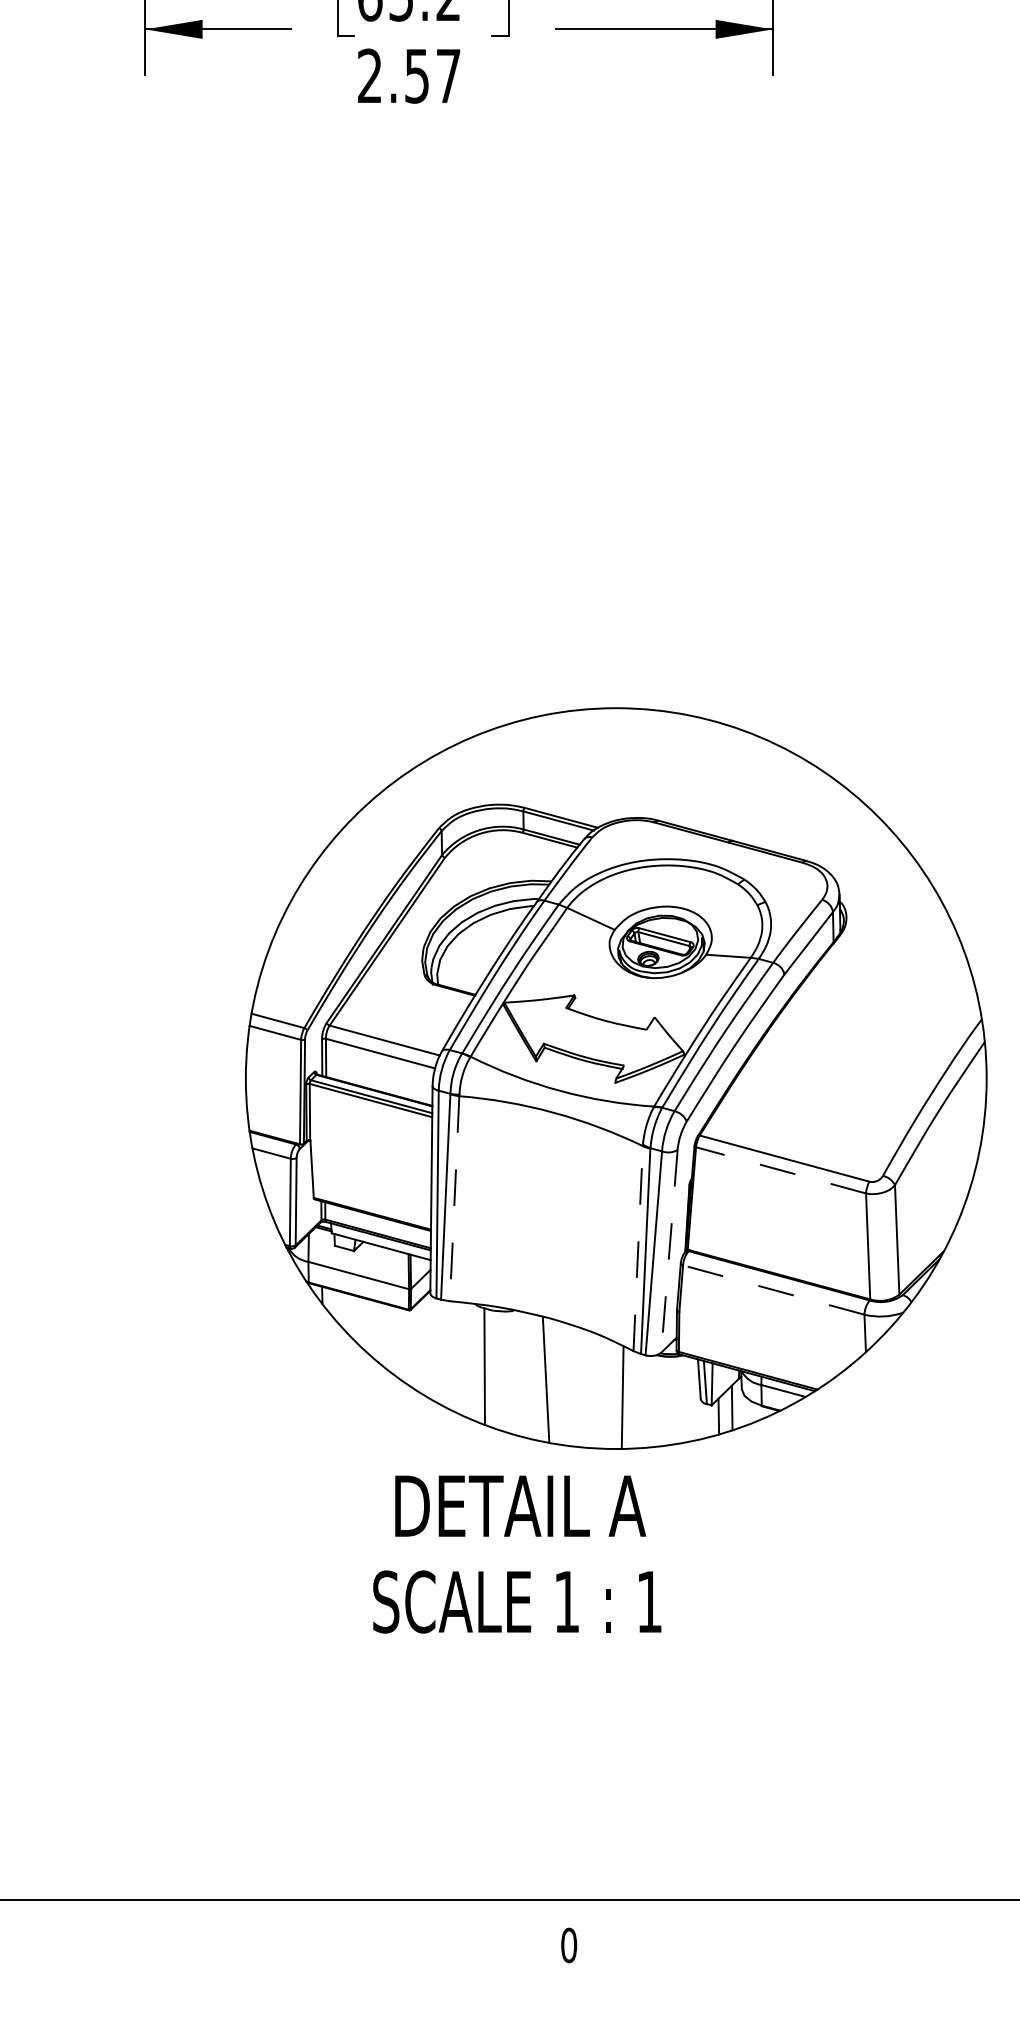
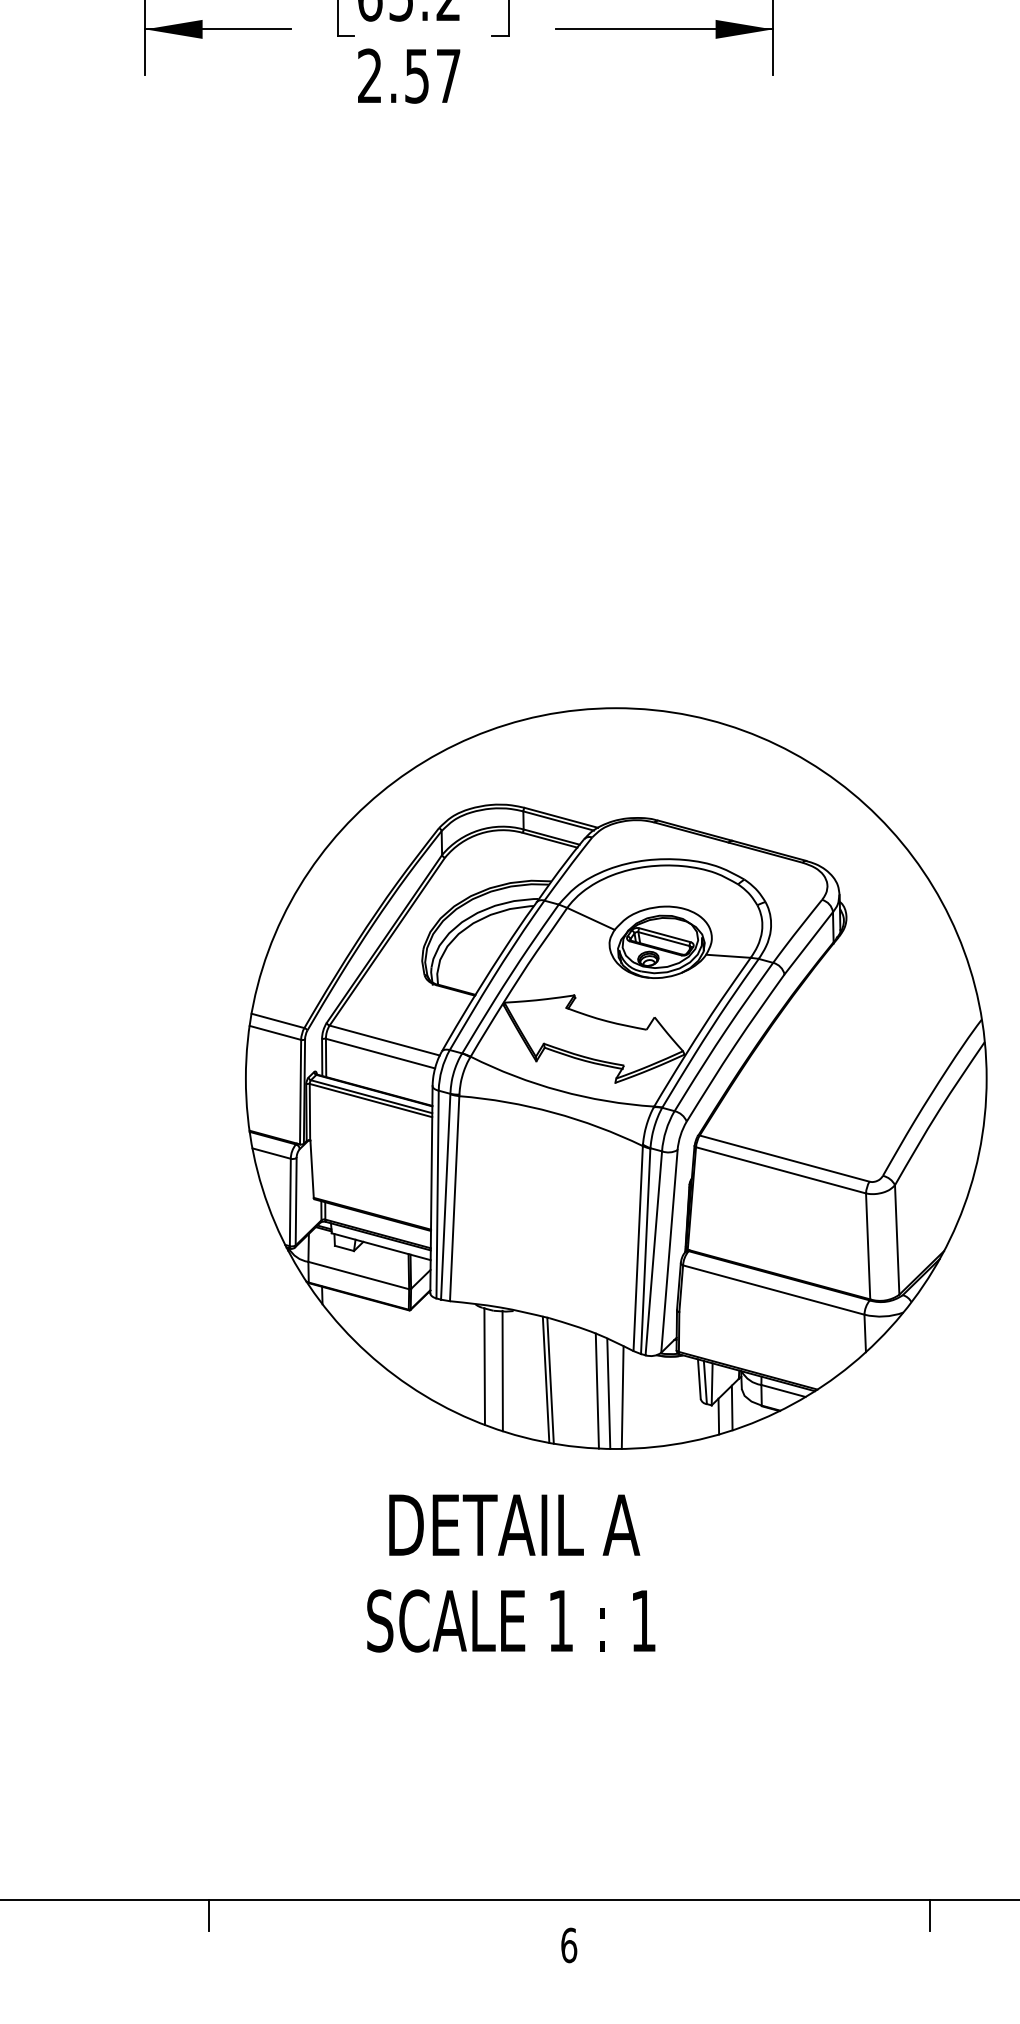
line: dashed -> solid (780, 1170)
line: dashed -> solid (454, 1198)
line: dashed -> solid (638, 1248)
line: dashed -> solid (669, 1251)
line: dashed -> solid (773, 1290)
line: none -> present (502, 1370)
line: none -> present (550, 1380)
line: none -> present (596, 1390)
line: none -> present (608, 1393)
text position: (517, 1554) -> (511, 1573) (511, 1573)
line: none -> present (209, 1914)
line: none -> present (930, 1914)
text: 0 -> 6 (569, 1944)
